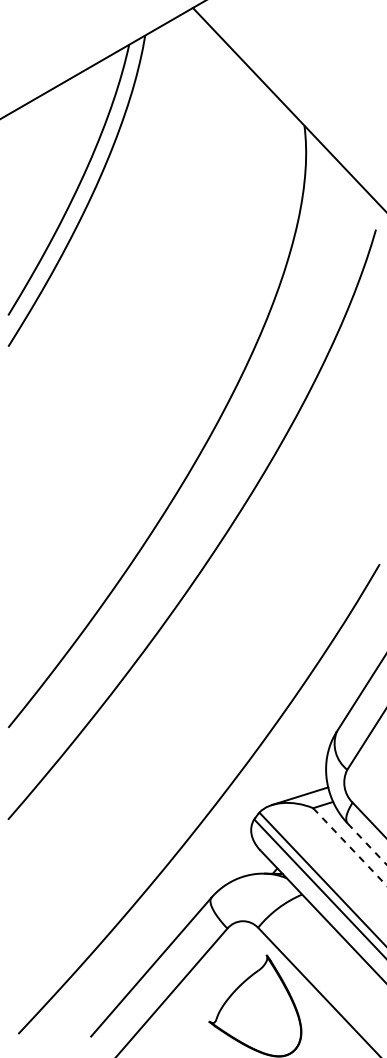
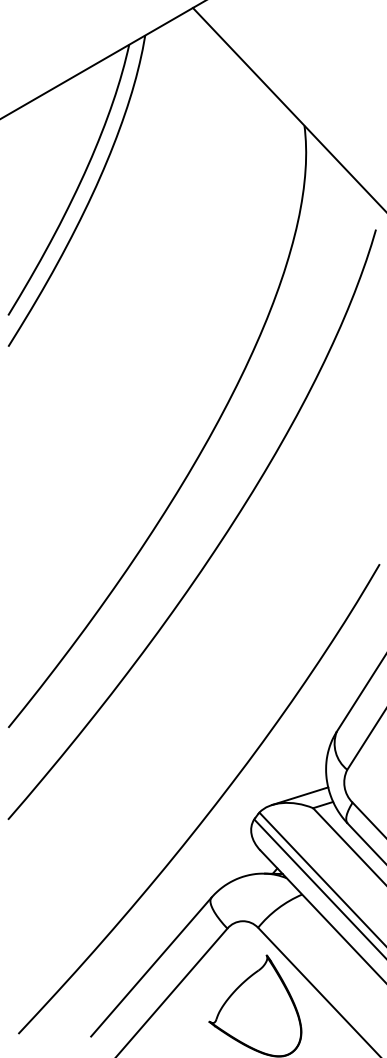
line: dashed -> solid (367, 844)
line: dashed -> solid (350, 847)
